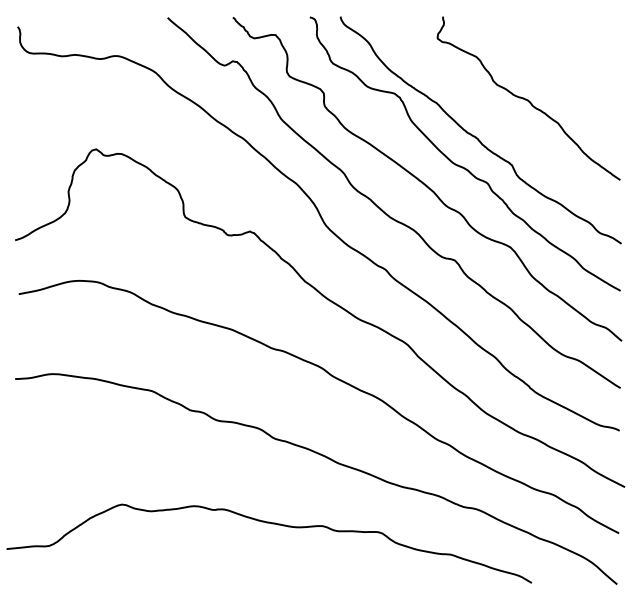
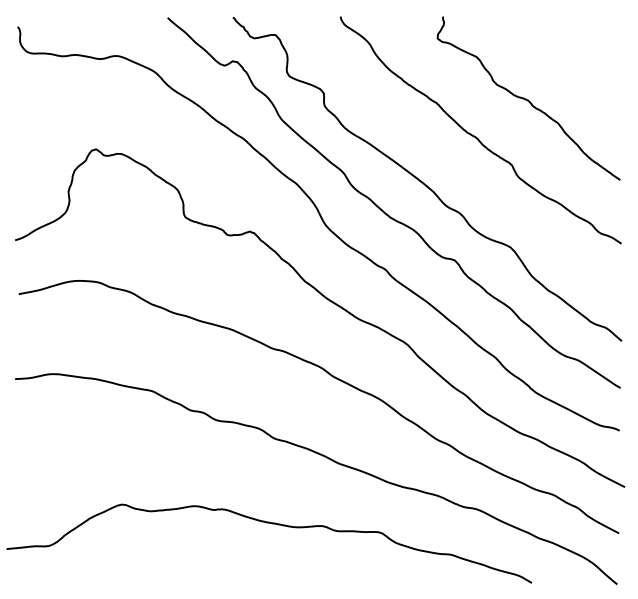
curve: present -> none (458, 164)
